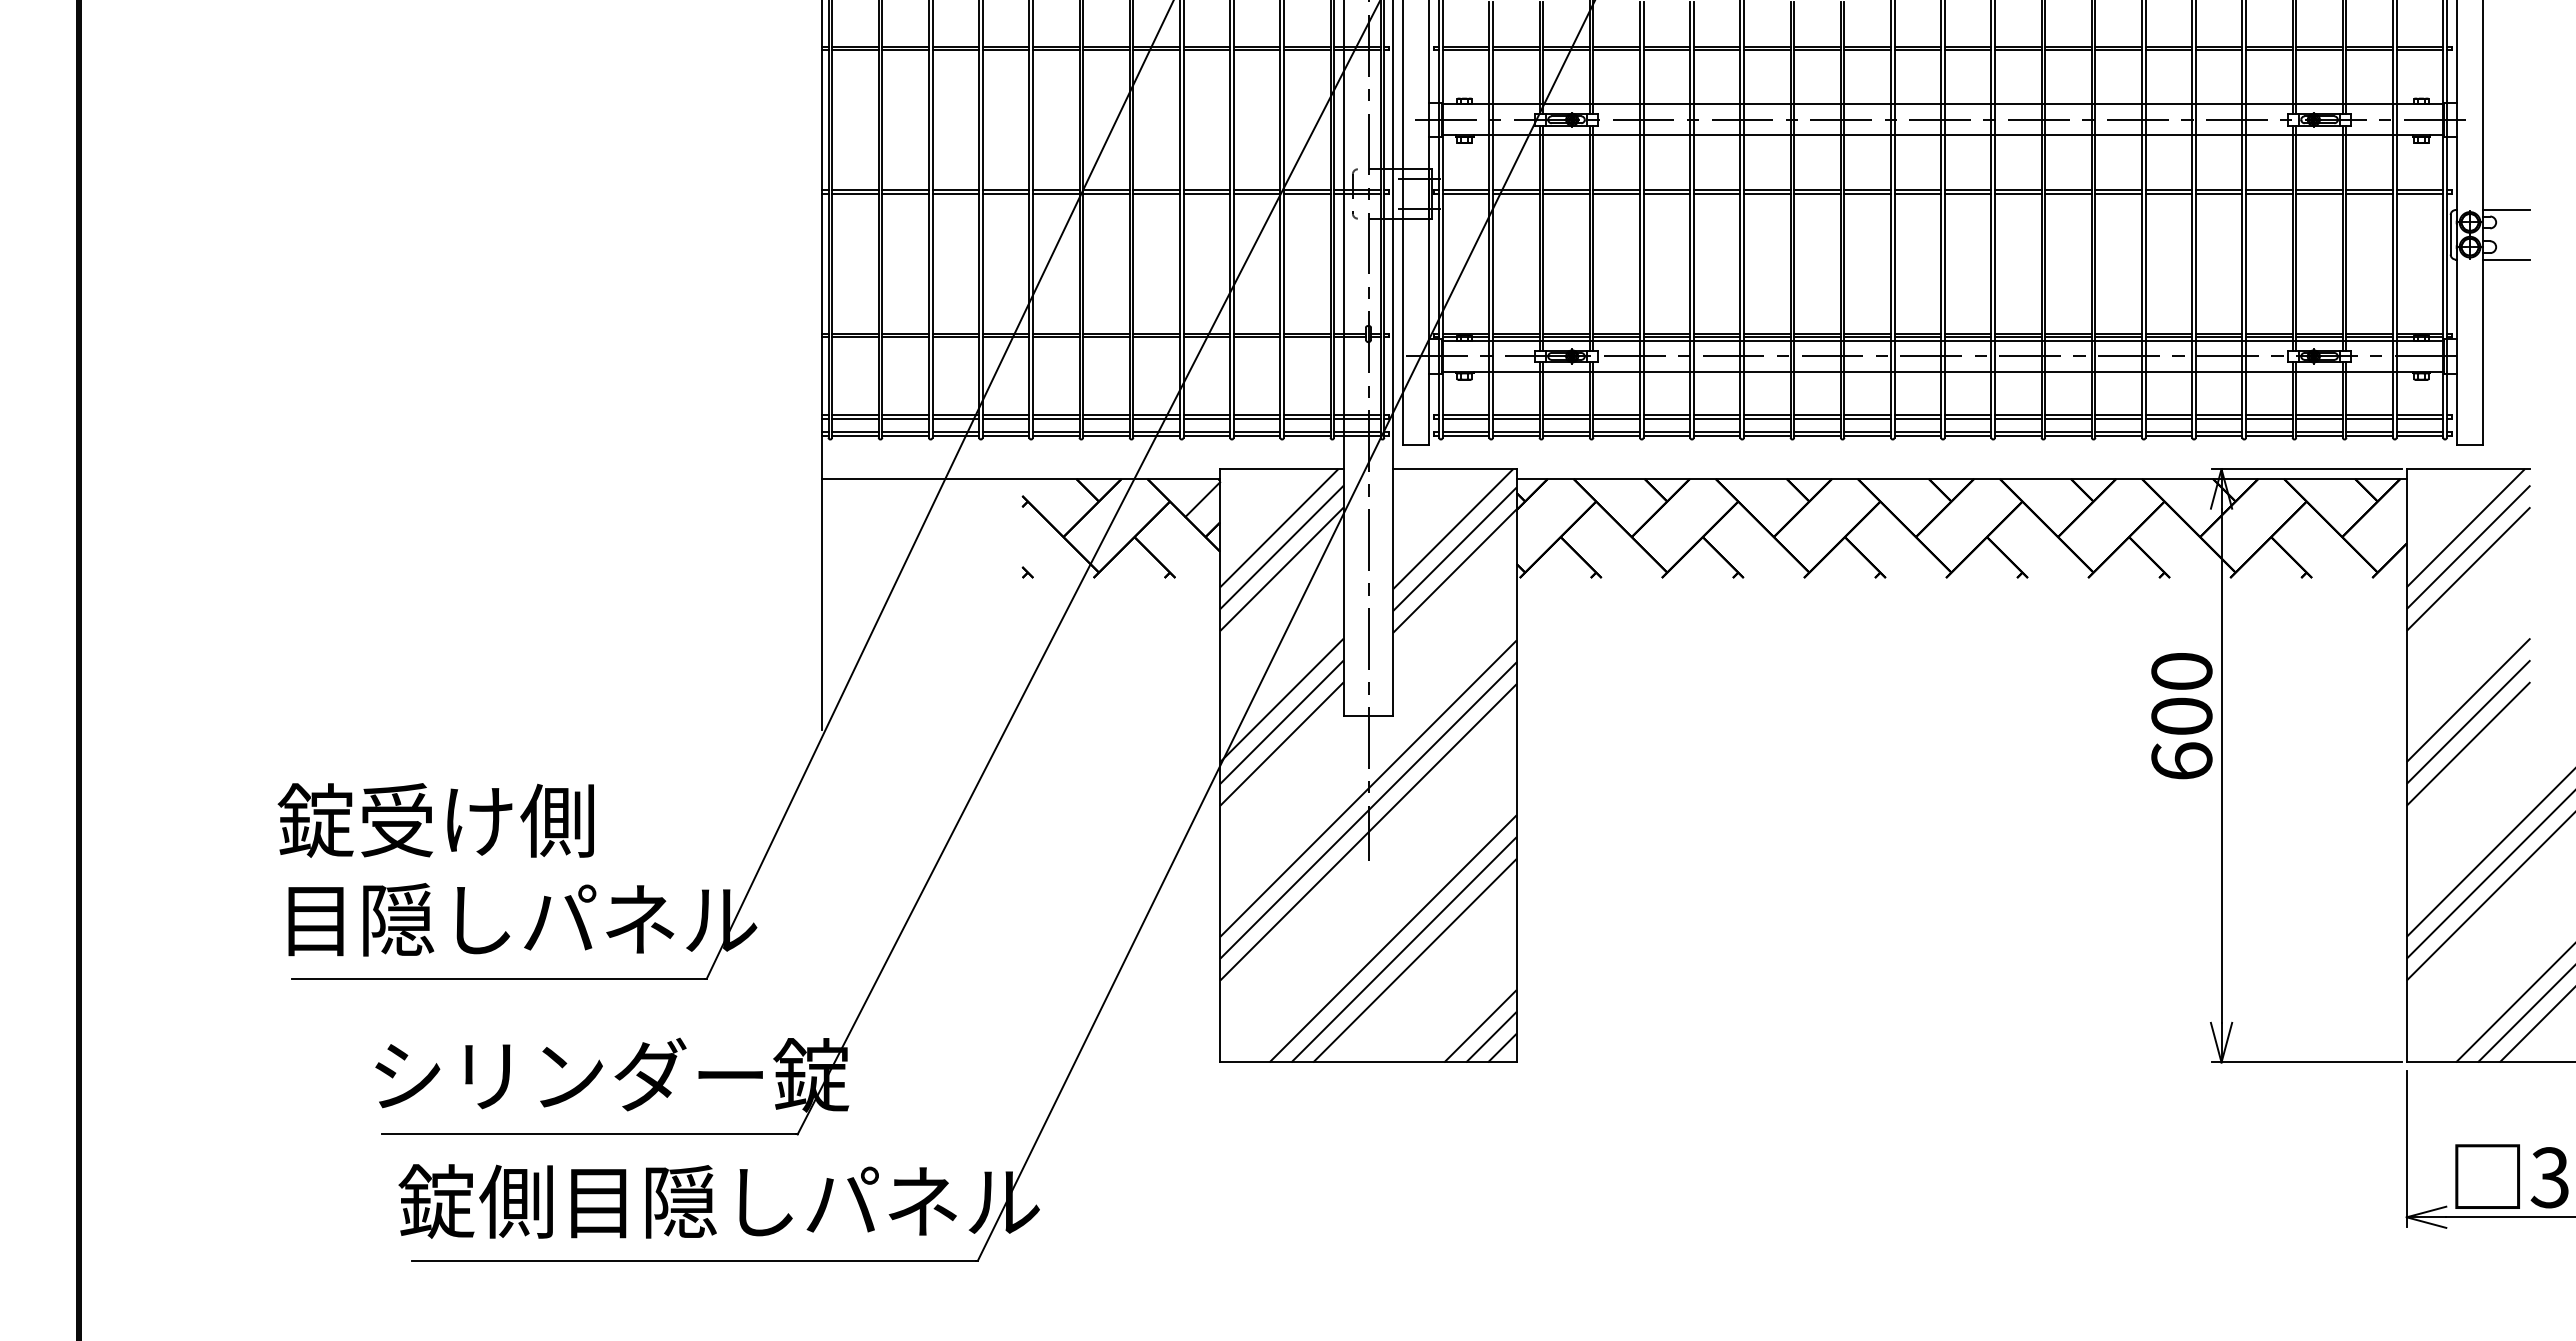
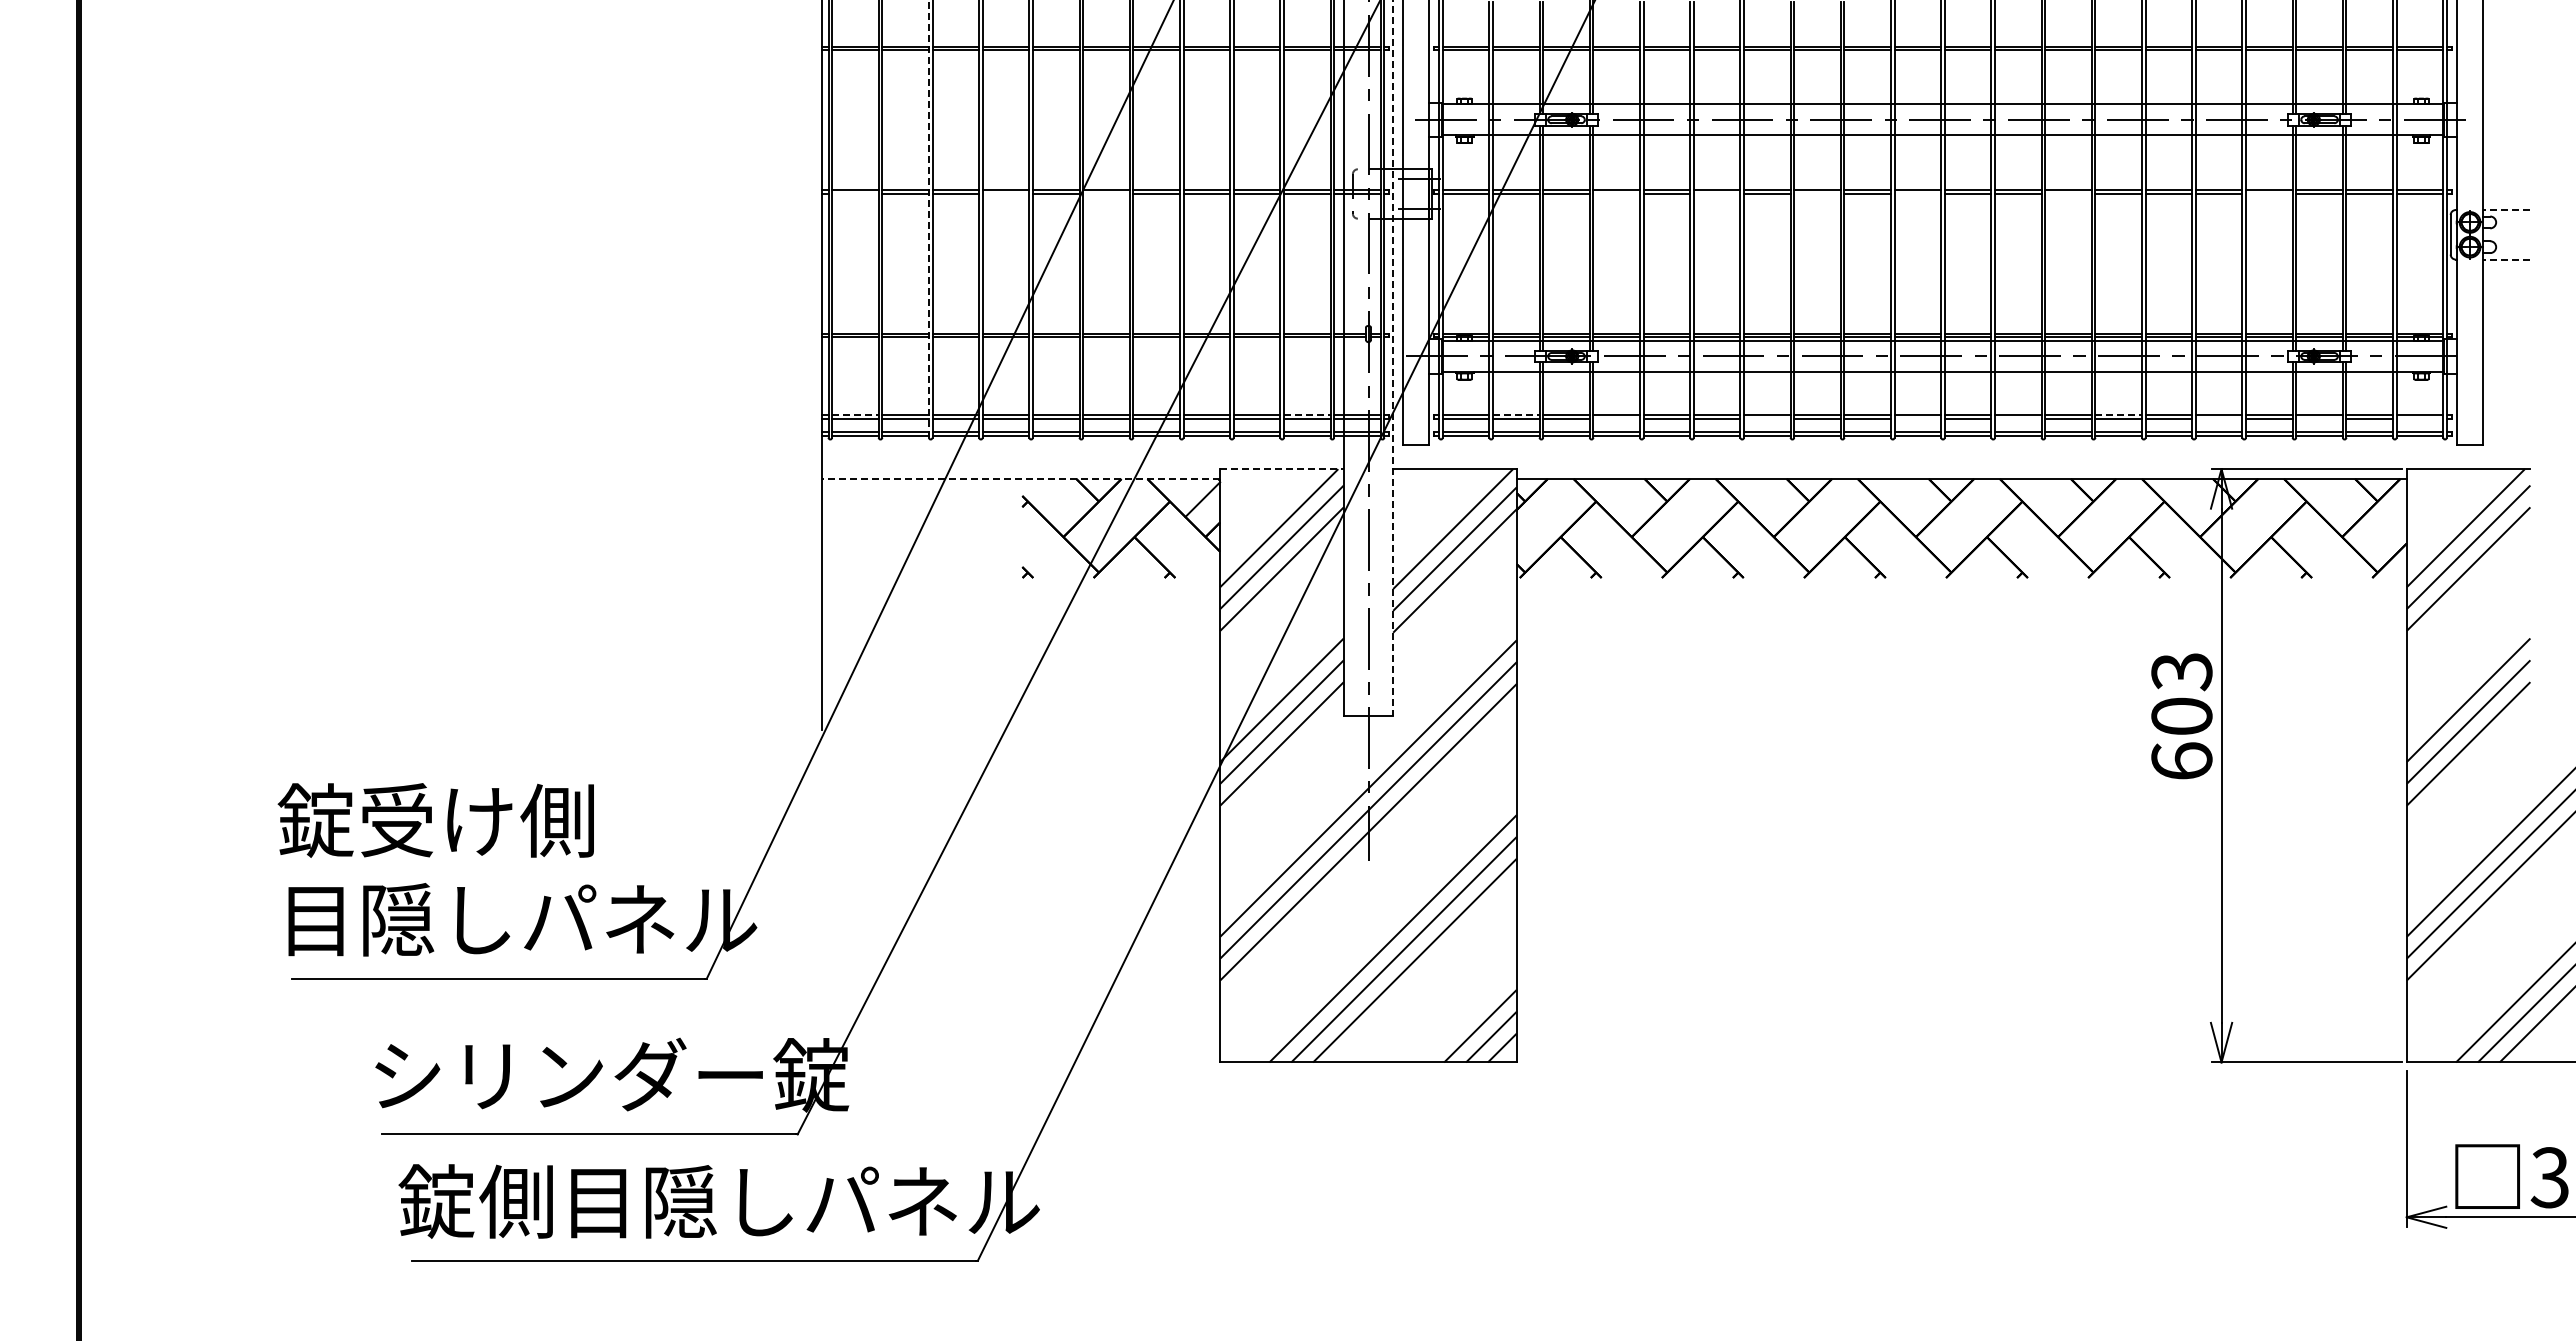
line: present -> none (855, 193)
line: present -> none (1005, 193)
line: present -> none (1106, 193)
line: present -> none (1616, 193)
line: present -> none (1716, 193)
line: present -> none (1817, 193)
line: present -> none (1917, 193)
line: present -> none (2068, 193)
line: present -> none (2269, 193)
line: solid -> dashed (2506, 210)
line: solid -> dashed (928, 218)
line: solid -> dashed (2506, 259)
line: solid -> dashed (1393, 358)
line: solid -> dashed (855, 414)
line: solid -> dashed (1307, 414)
line: solid -> dashed (1516, 414)
line: solid -> dashed (2119, 414)
line: present -> none (1616, 418)
line: present -> none (1766, 418)
line: present -> none (1917, 418)
line: present -> none (2018, 418)
line: present -> none (2218, 418)
line: present -> none (2319, 418)
line: present -> none (2419, 418)
line: solid -> dashed (1282, 469)
line: solid -> dashed (1020, 479)
text: 600 -> 603 (2181, 672)
